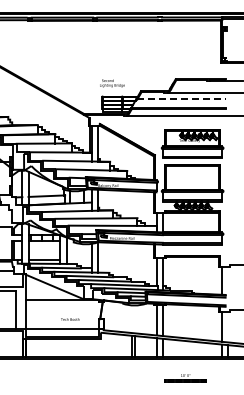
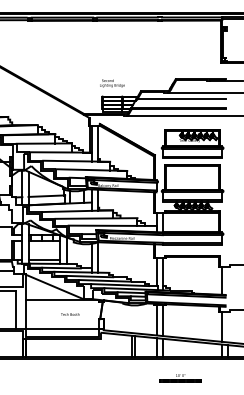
line: dashed -> solid (182, 99)
text position: (70, 319) -> (70, 314) (70, 314)
part position: (185, 378) -> (180, 378) (180, 378)
